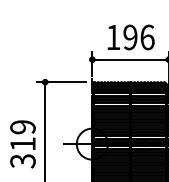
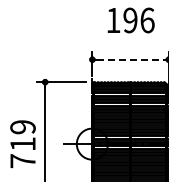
text position: (130, 37) -> (130, 20) (130, 20)
line: solid -> dashed (130, 59)
text: 319 -> 719 (22, 161)
